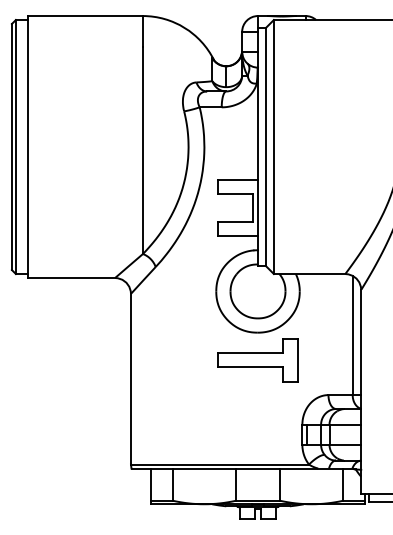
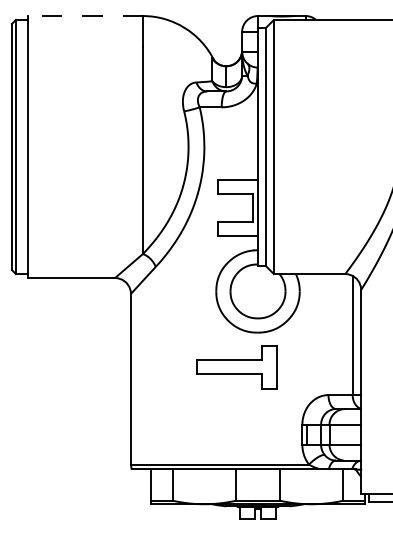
line: solid -> dashed (85, 16)
part position: (257, 360) -> (236, 367) (236, 367)
